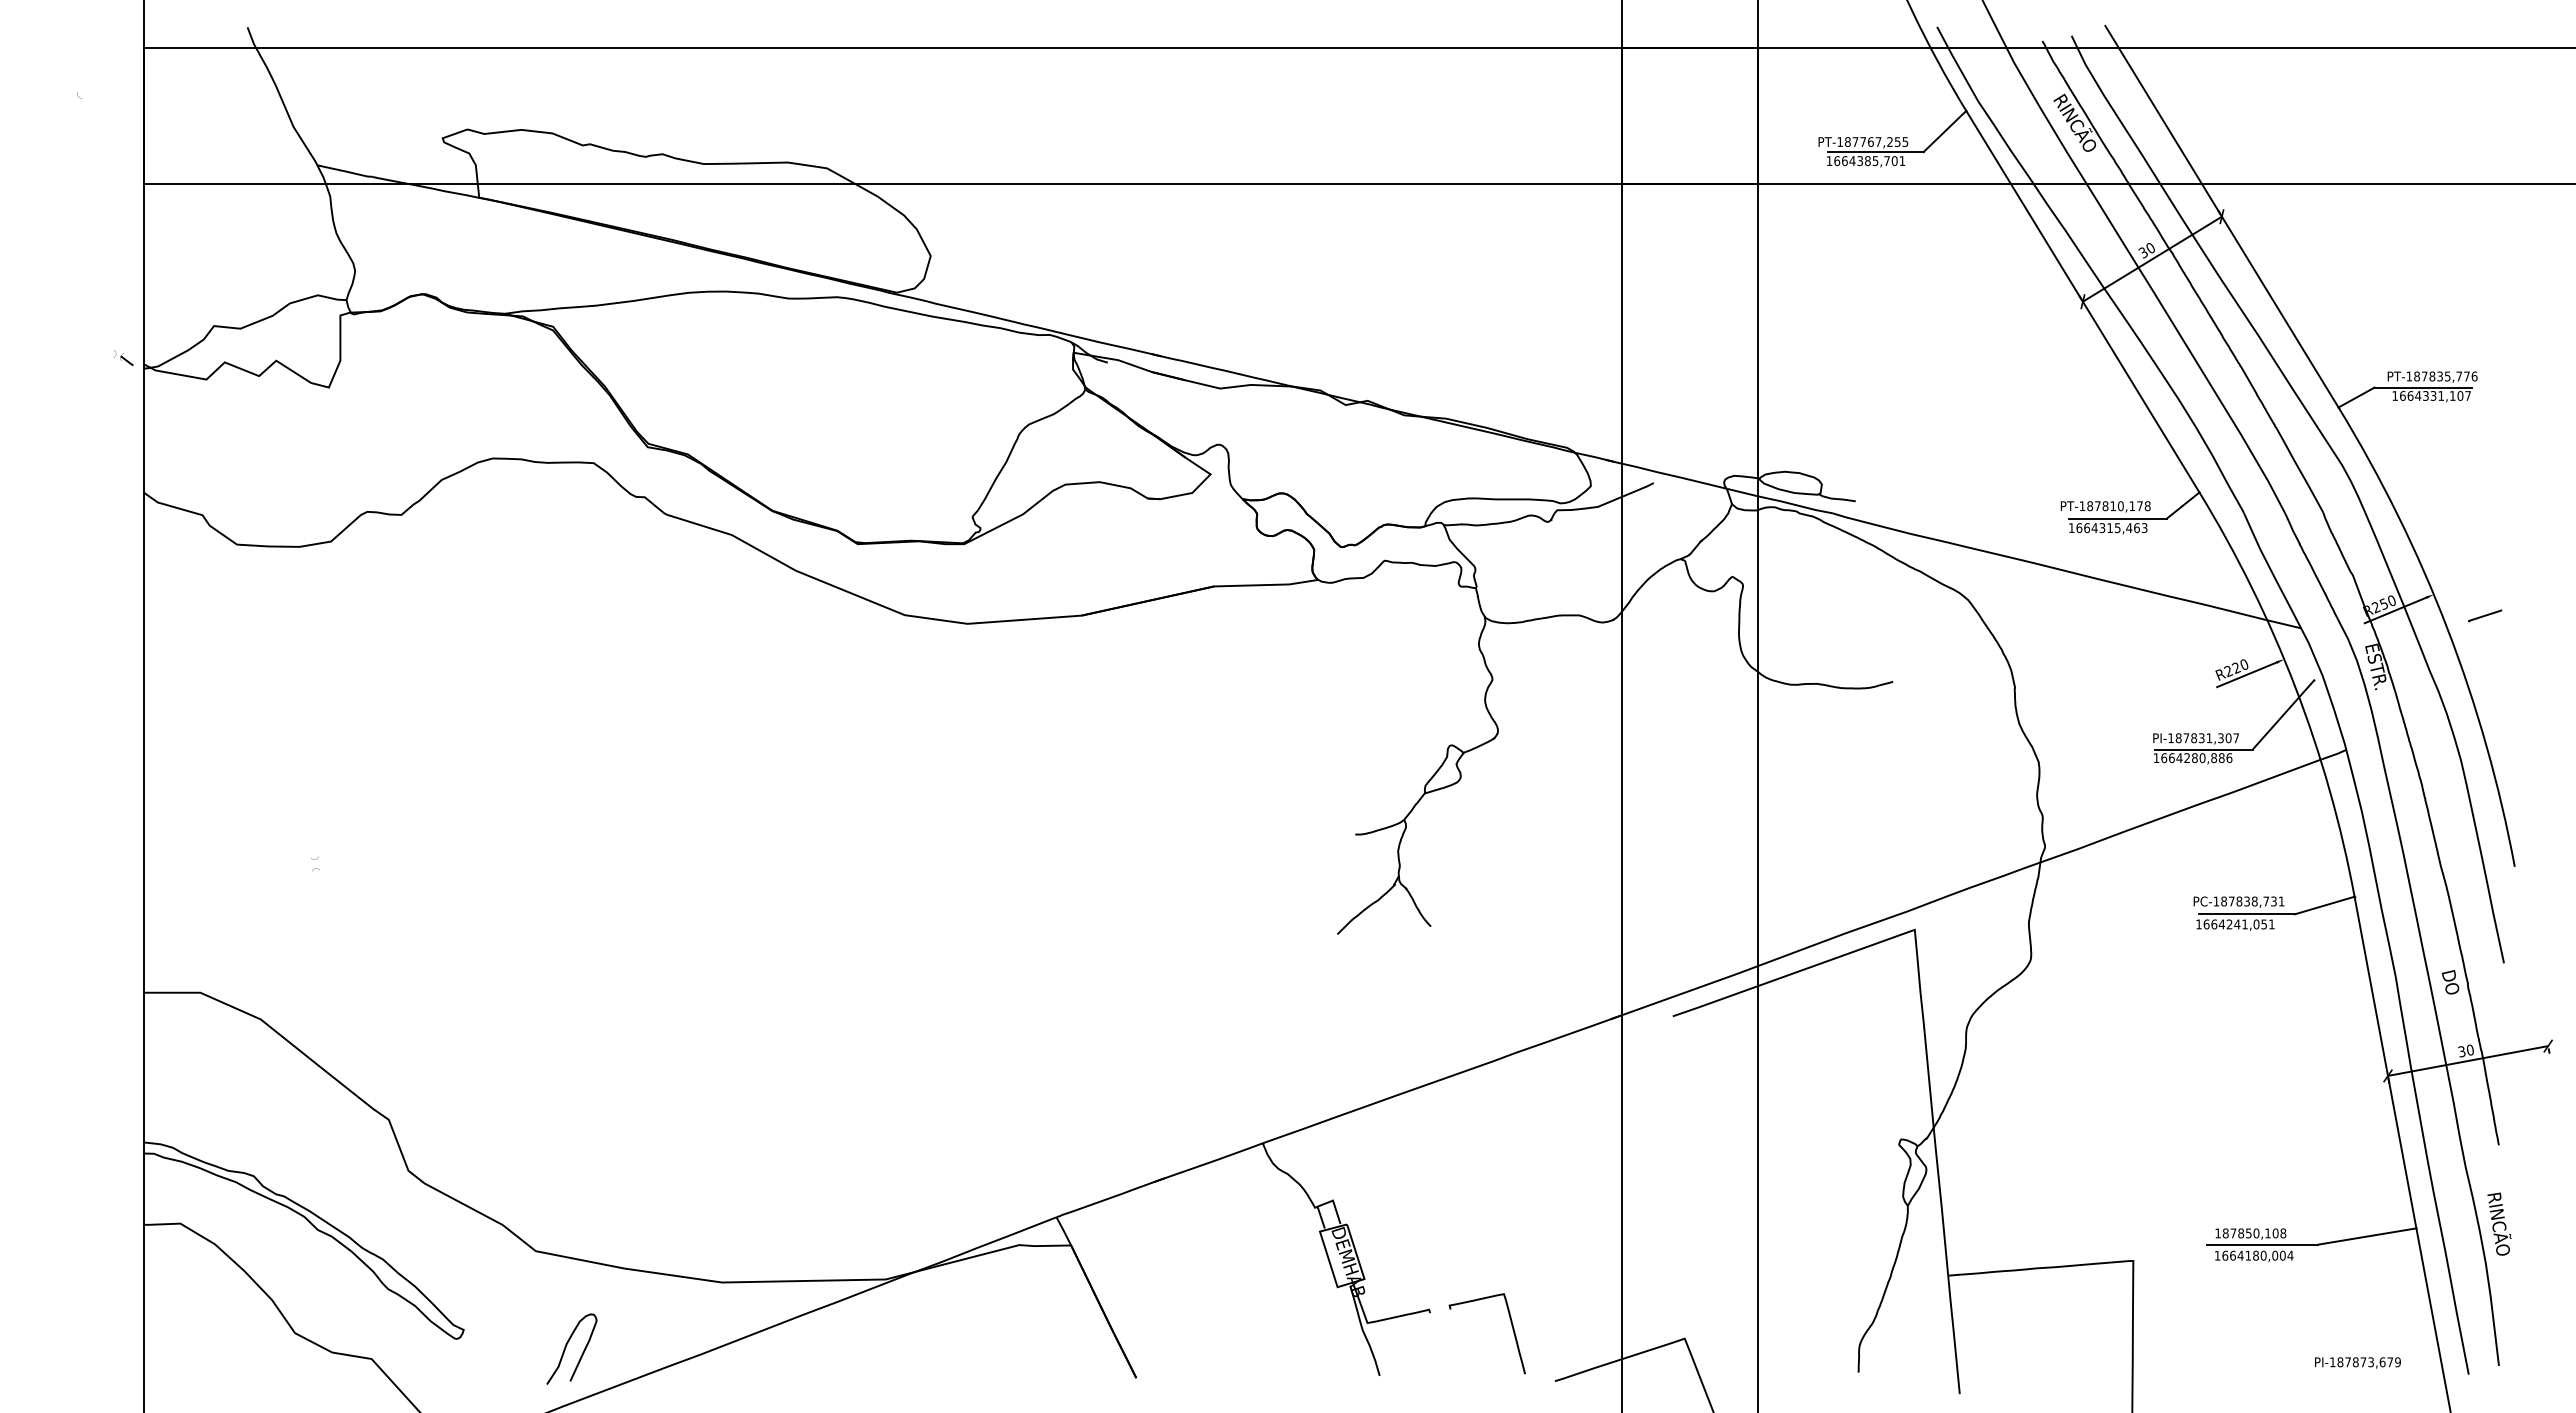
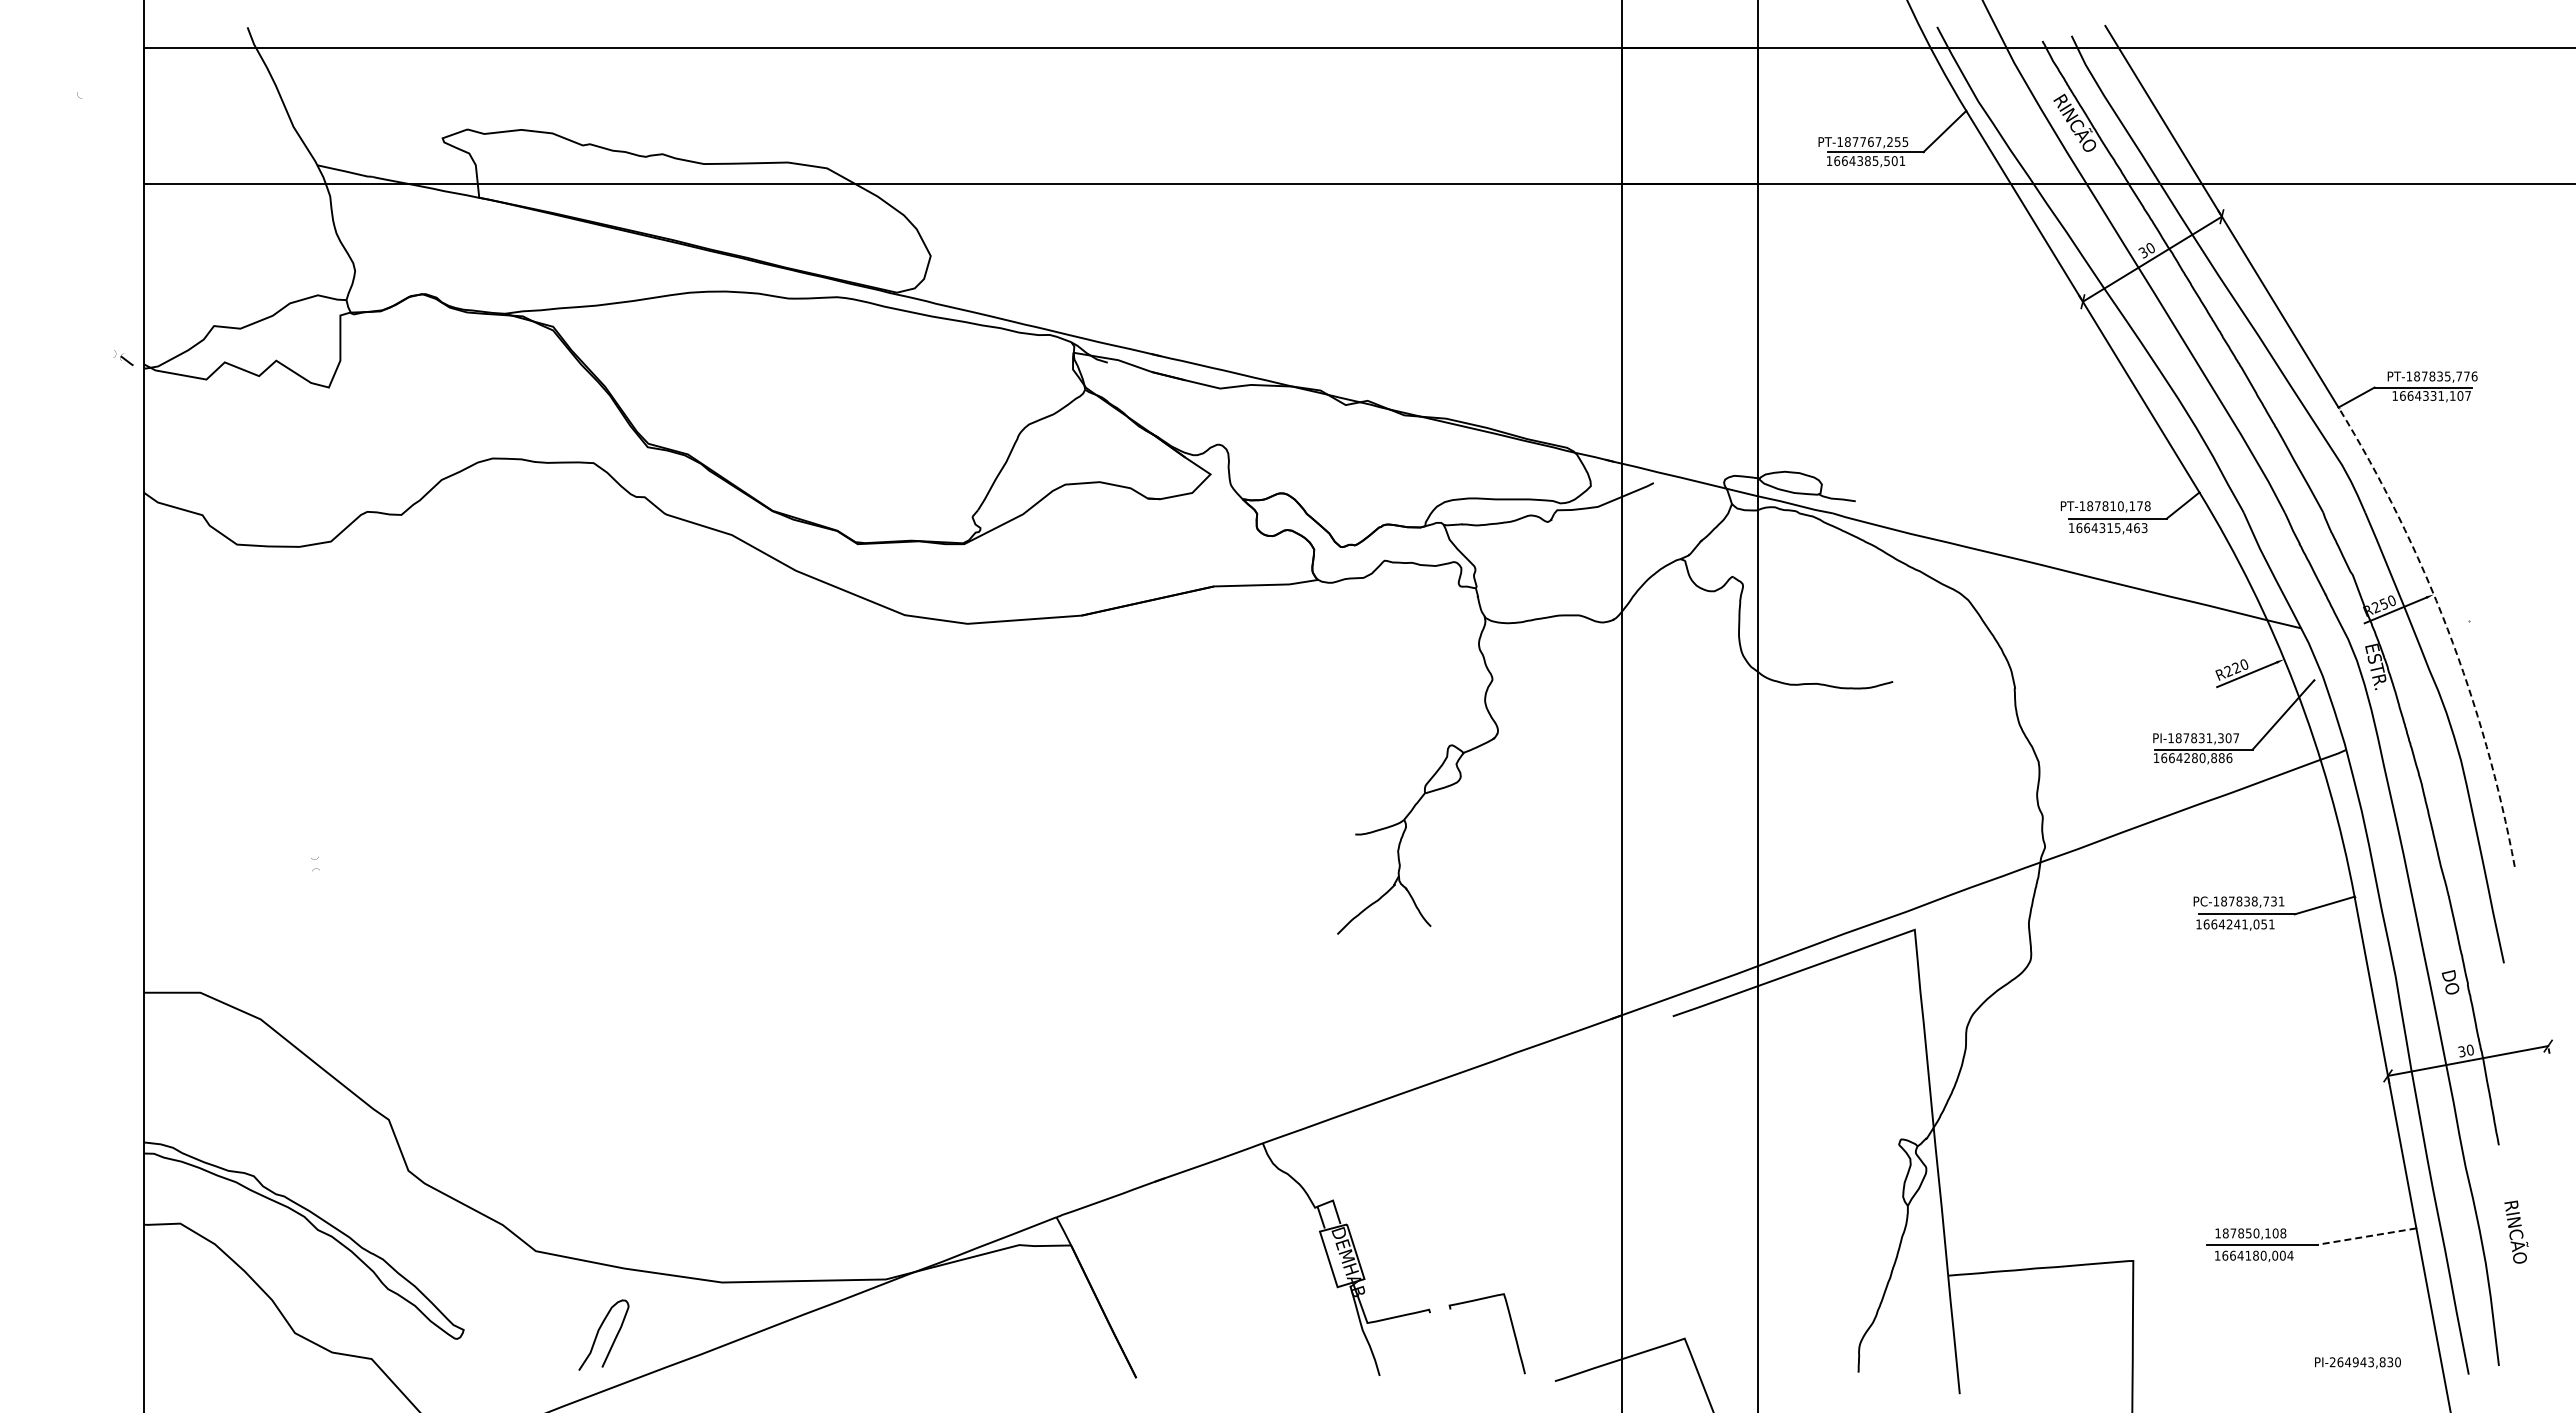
text: 1664385,701 -> 1664385,501 (1886, 161)
line: present -> none (2484, 615)
arc: solid -> dashed (2447, 629)
text position: (2499, 1223) -> (2516, 1231) (2516, 1231)
line: solid -> dashed (2367, 1236)
curve position: (567, 1345) -> (599, 1331) (599, 1331)
text: PI-187873,679 -> PI-264943,830 (2364, 1362)
